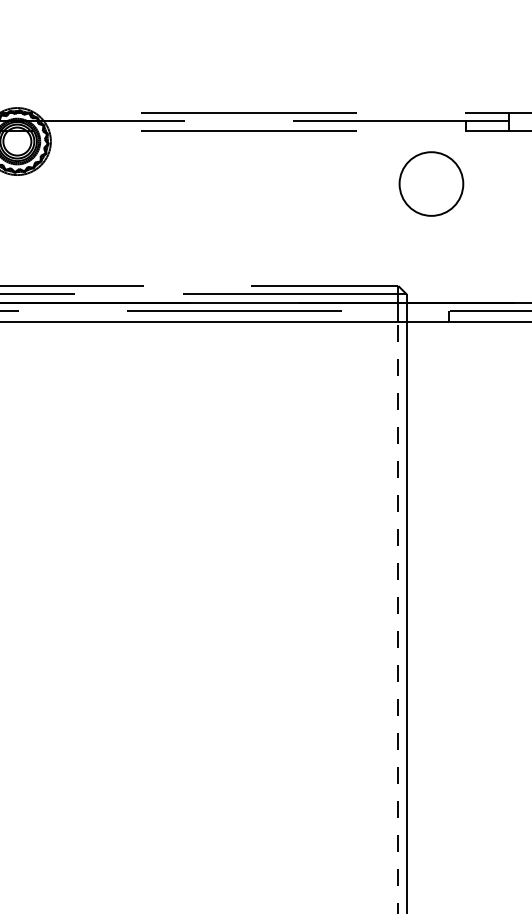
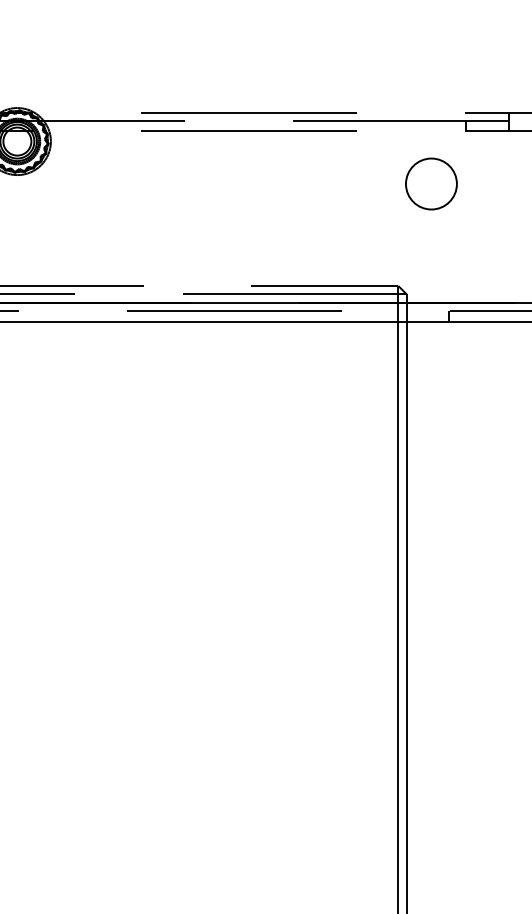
circle size: 67x66 px -> 53x54 px (431, 183)
line: dashed -> solid (398, 617)
